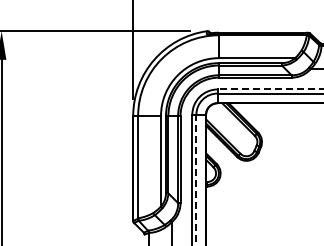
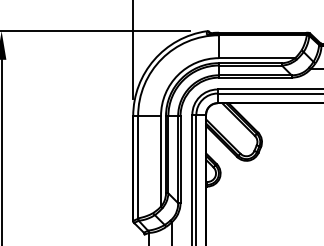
line: dashed -> solid (270, 89)
line: dashed -> solid (196, 179)
